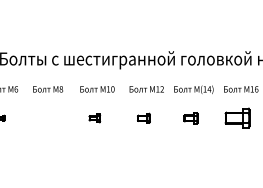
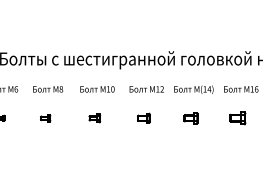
part size: 27x22 px -> 18x15 px (237, 118)
part: none -> present (45, 118)
